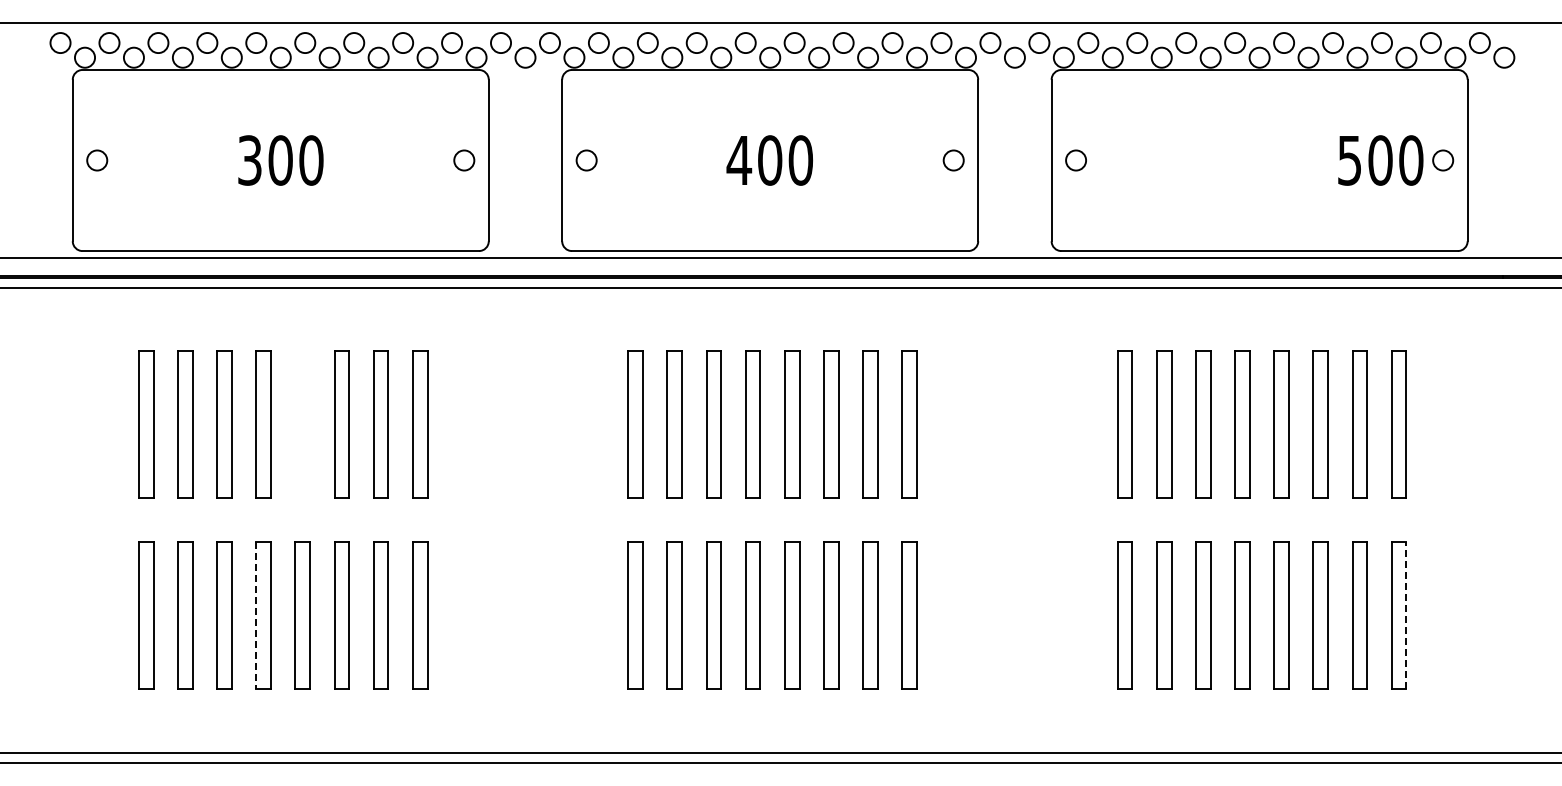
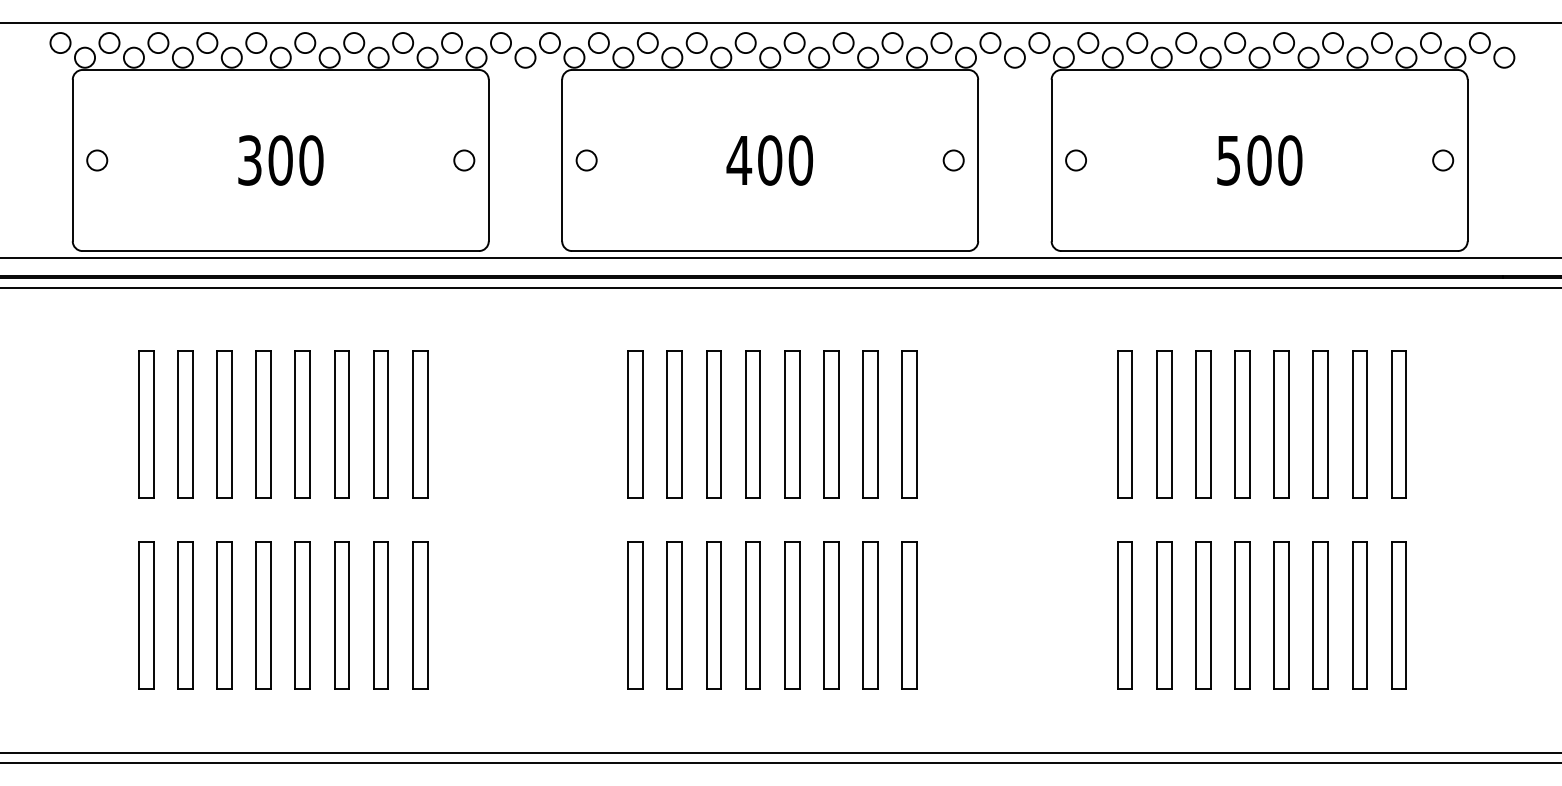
text position: (1380, 160) -> (1259, 160) (1259, 160)
part: none -> present (302, 424)
line: dashed -> solid (1406, 615)
line: dashed -> solid (256, 616)
